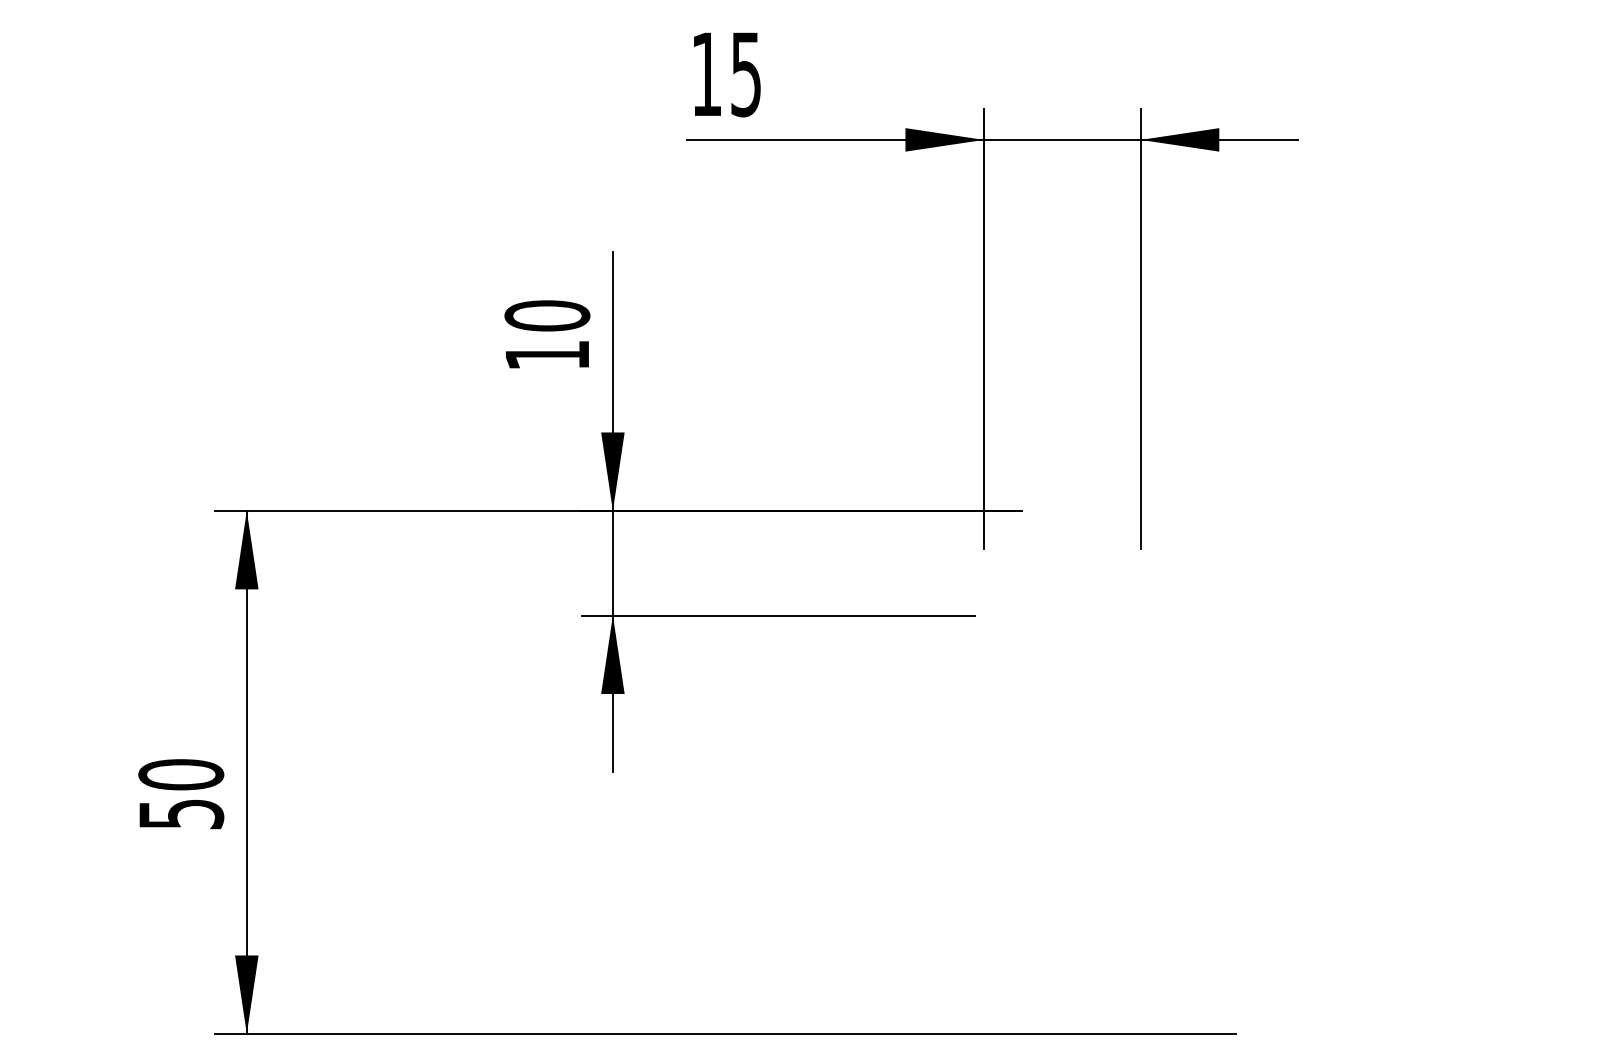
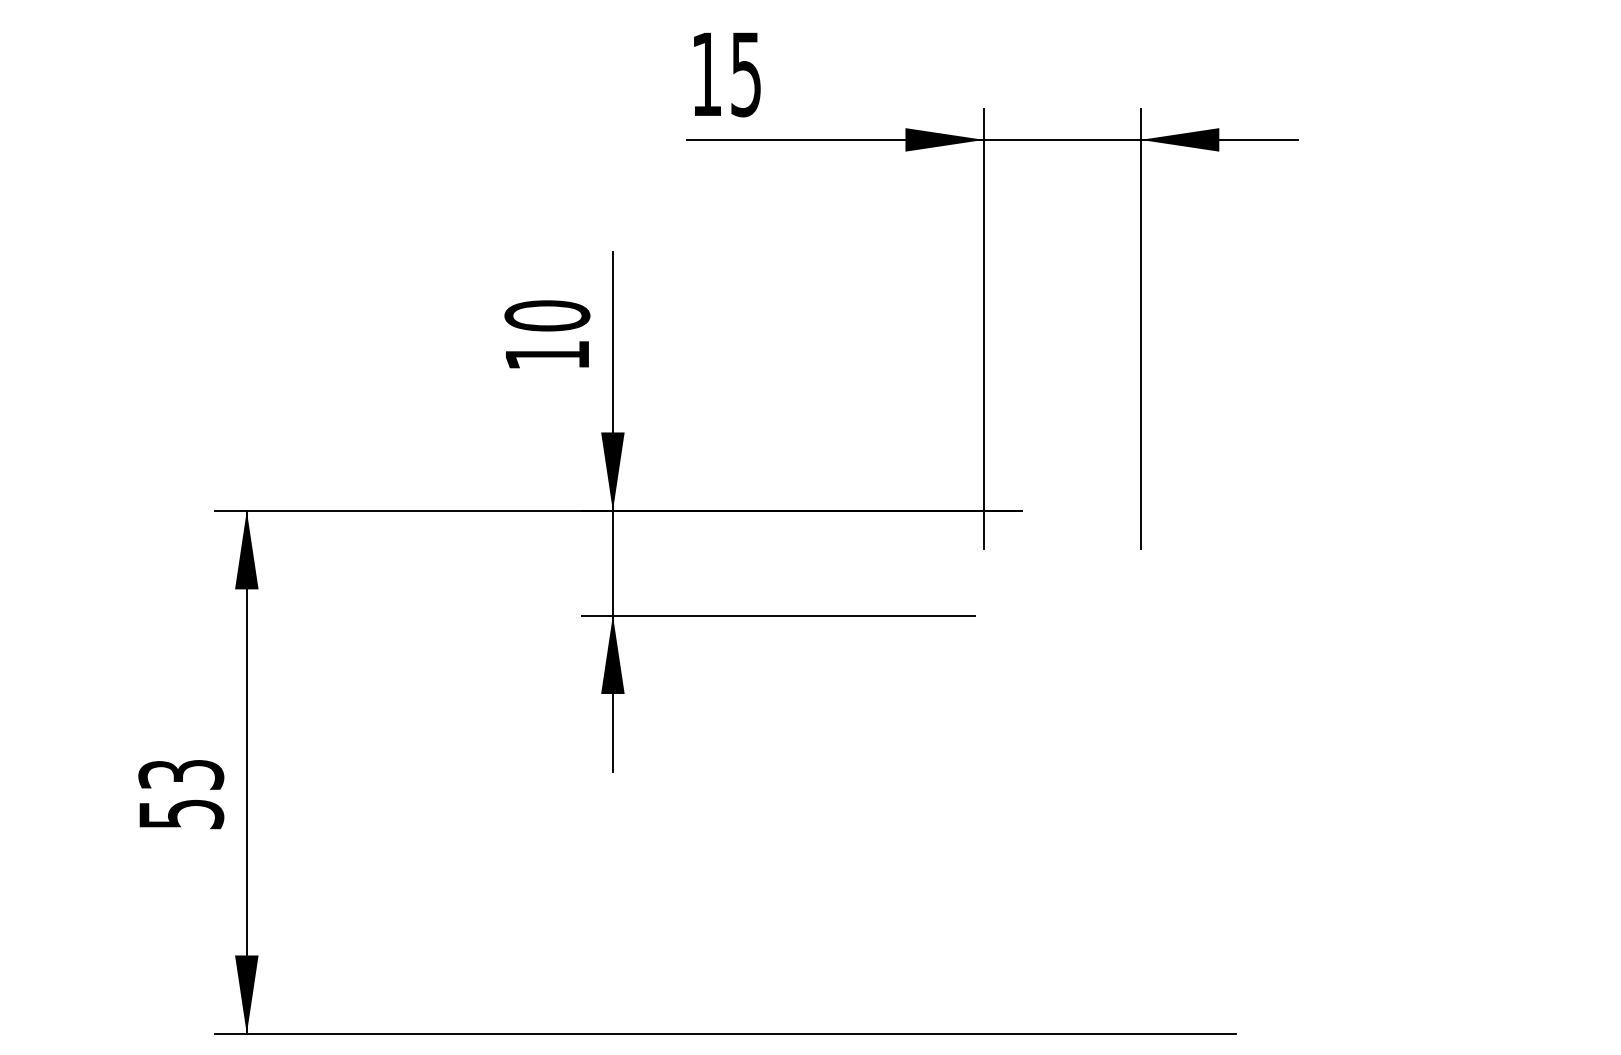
text: 50 -> 53 (181, 774)
